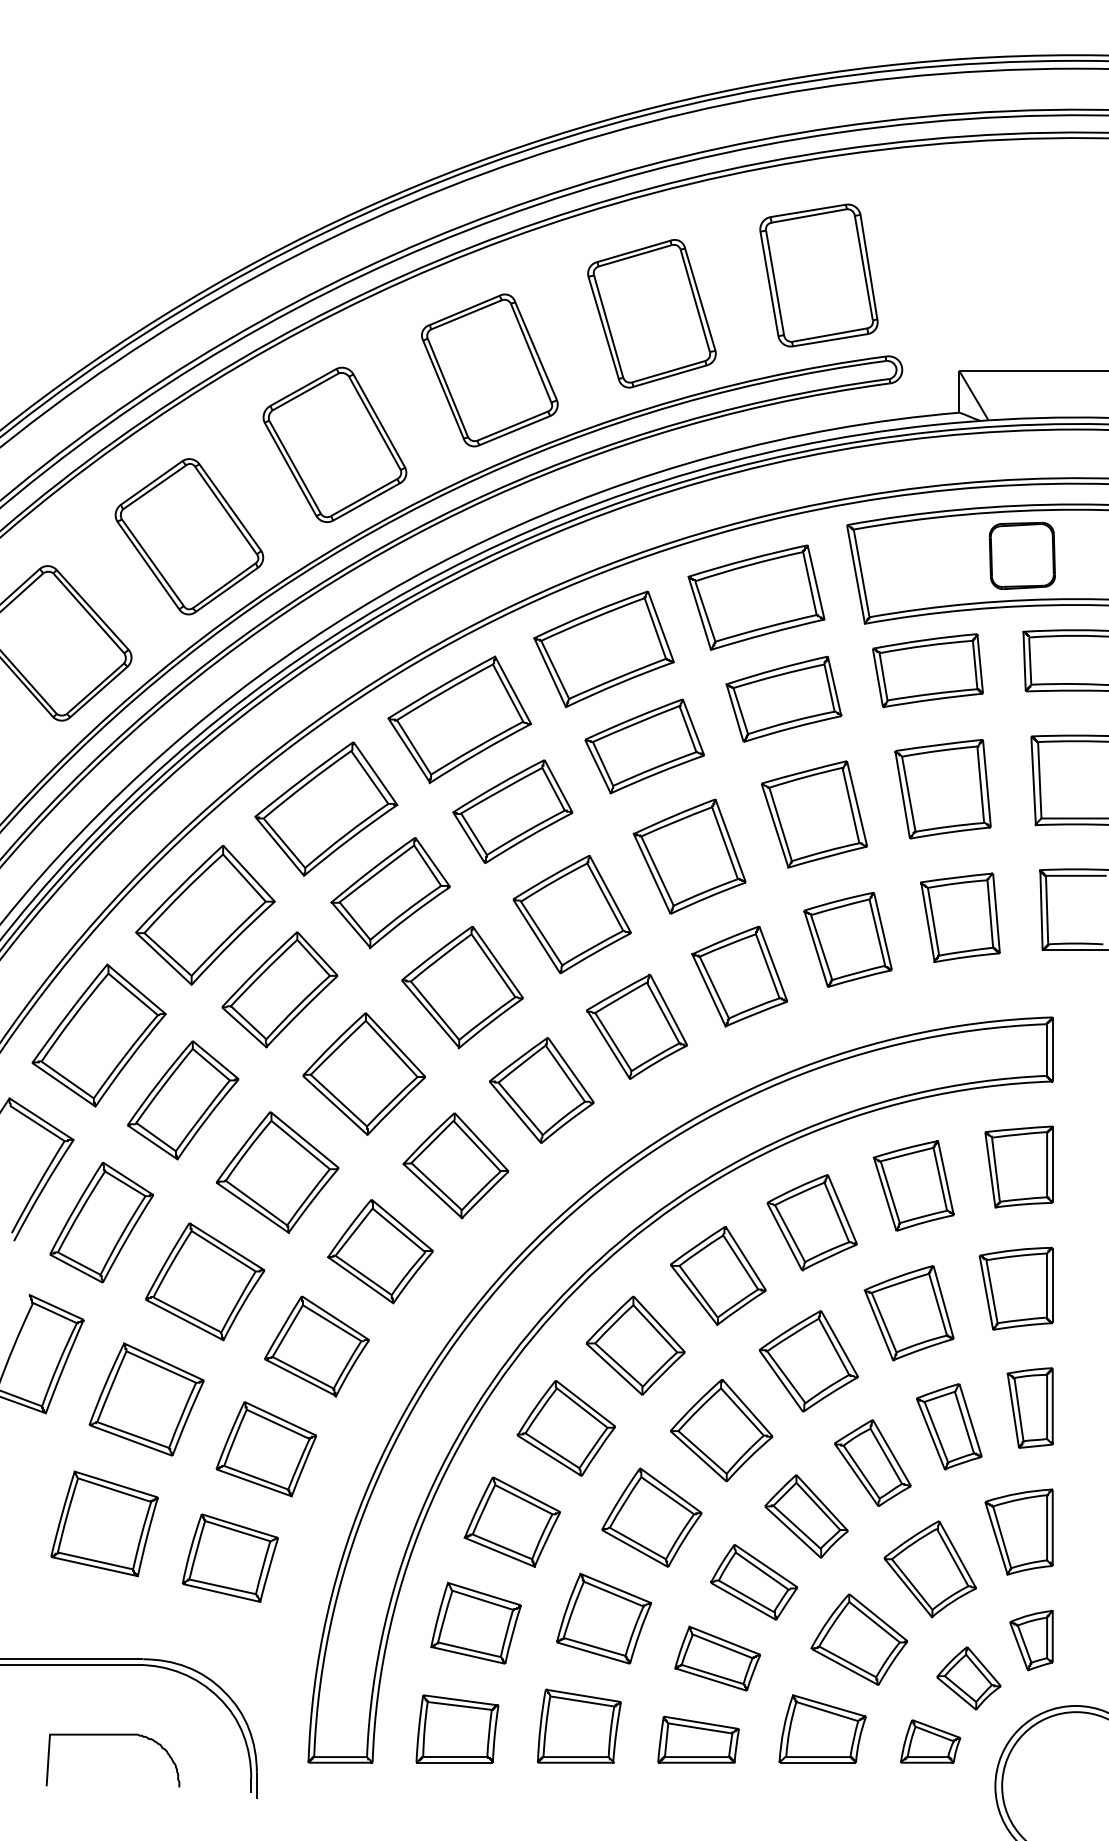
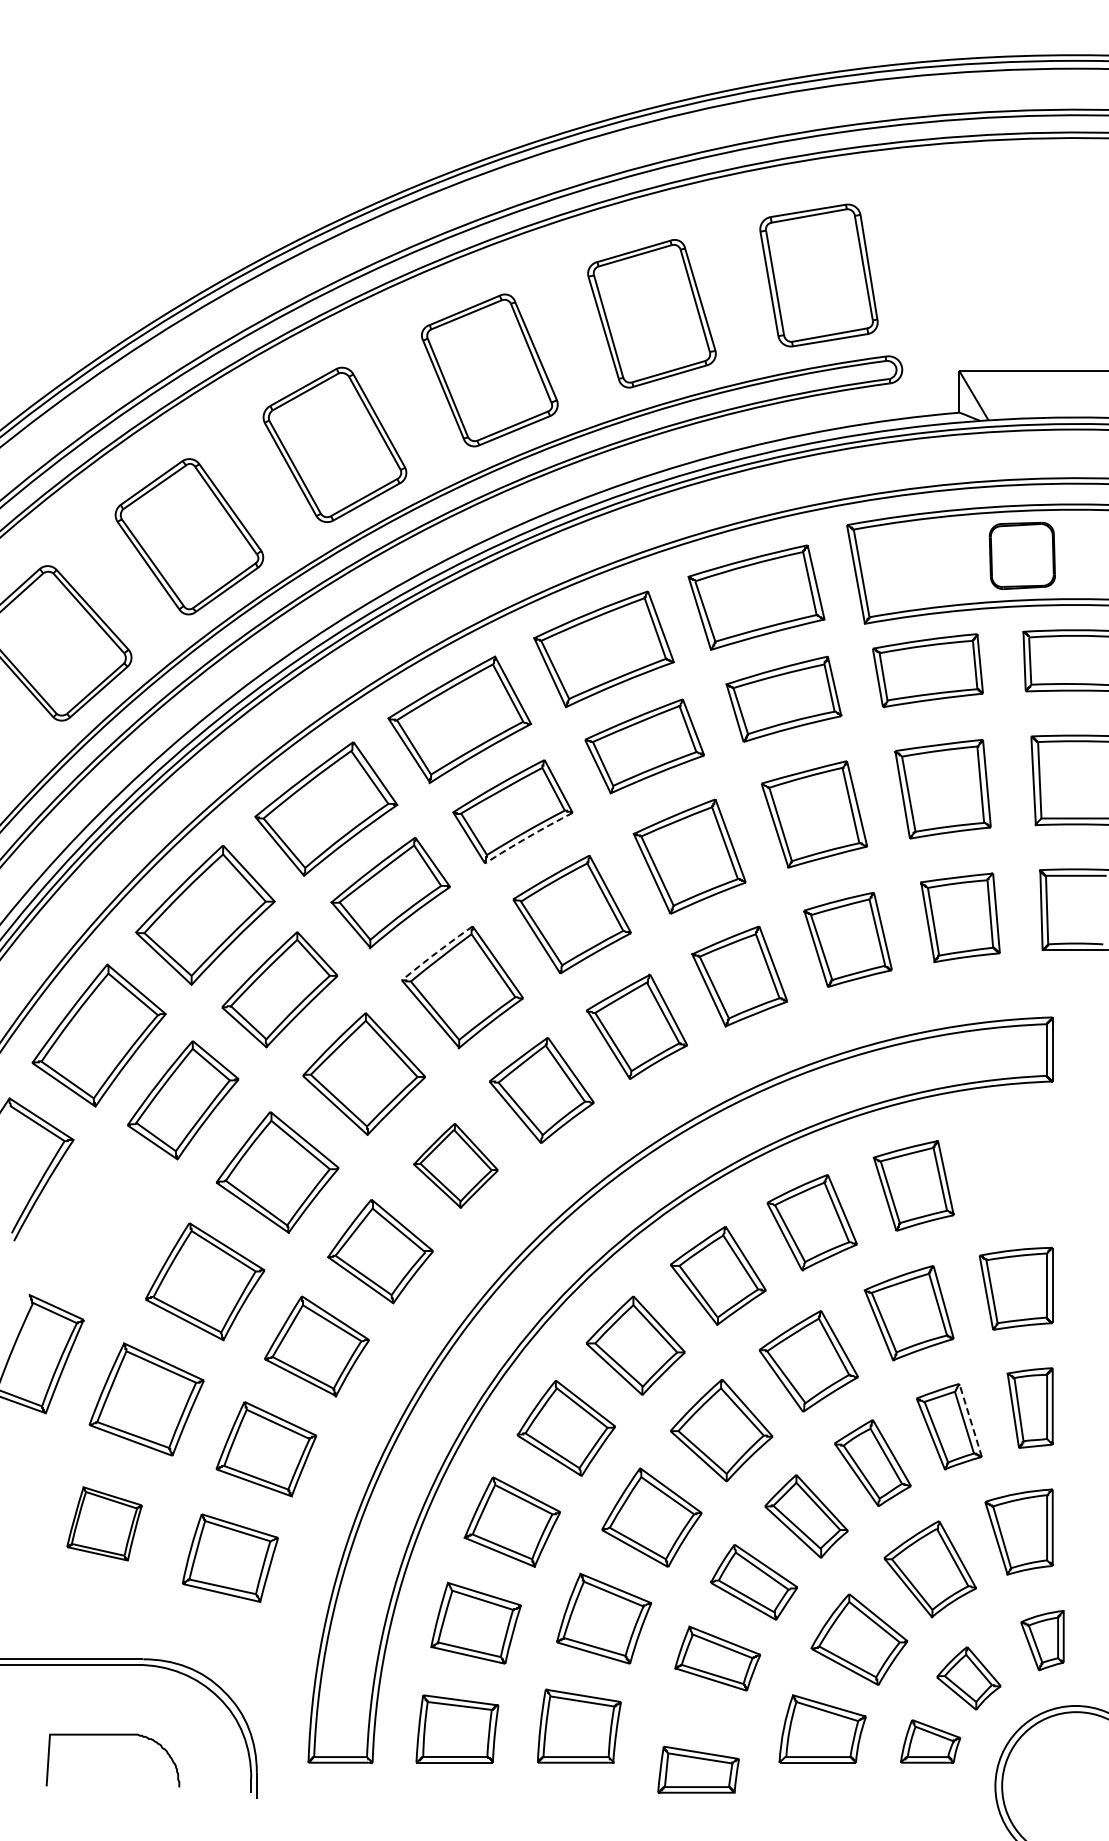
arc: solid -> dashed (528, 837)
arc: solid -> dashed (436, 952)
part size: 108x108 px -> 86x86 px (455, 1165)
part: present -> none (1018, 1166)
part: present -> none (101, 1222)
line: solid -> dashed (970, 1419)
part size: 109x108 px -> 77x76 px (104, 1523)
part position: (1031, 1640) -> (1042, 1640) (1042, 1640)
part position: (698, 1739) -> (698, 1769) (698, 1769)
